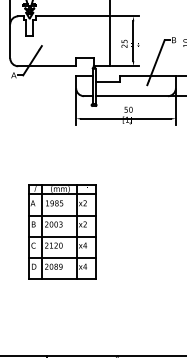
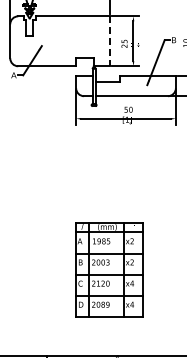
line: solid -> dashed (110, 41)
part position: (62, 231) -> (109, 269) (109, 269)
